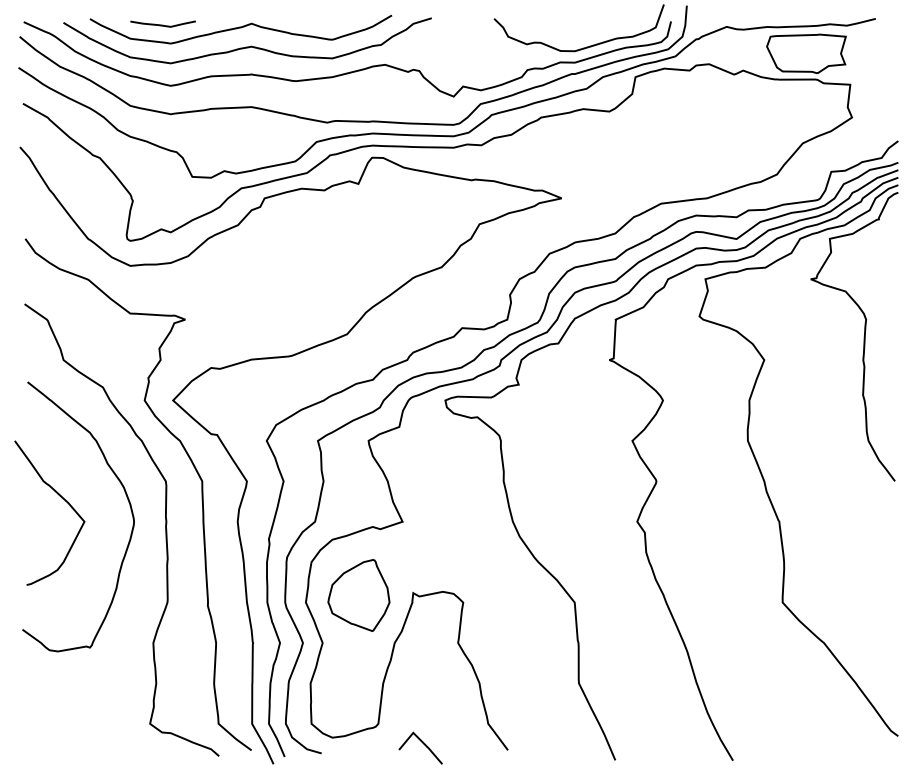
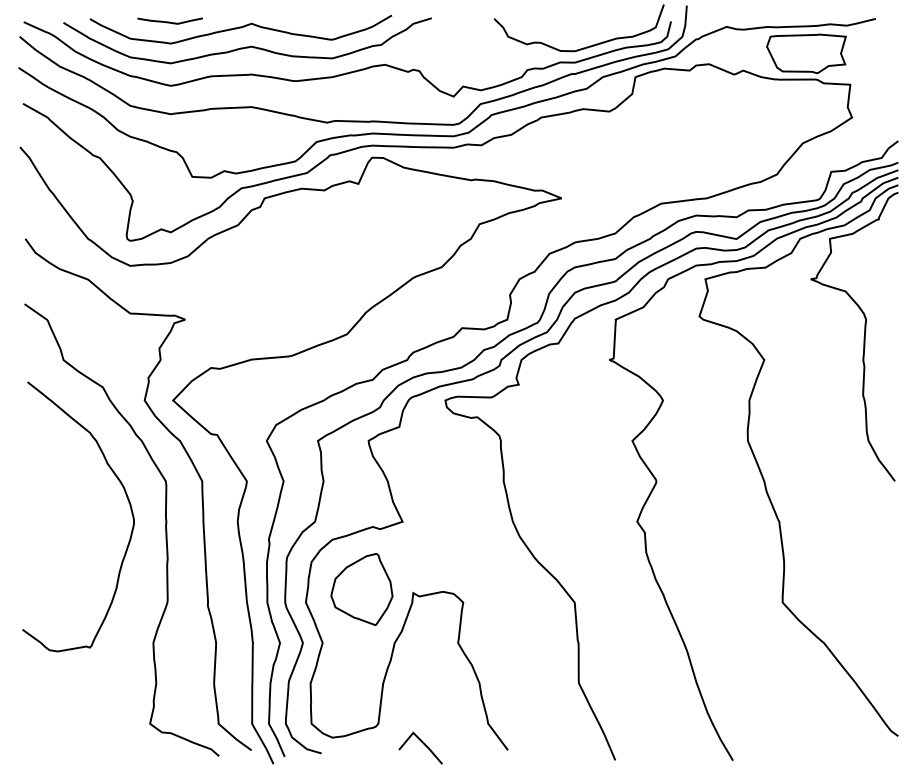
curve position: (162, 24) -> (169, 21) (169, 21)
curve: present -> none (61, 498)
part position: (358, 595) -> (361, 589) (361, 589)
